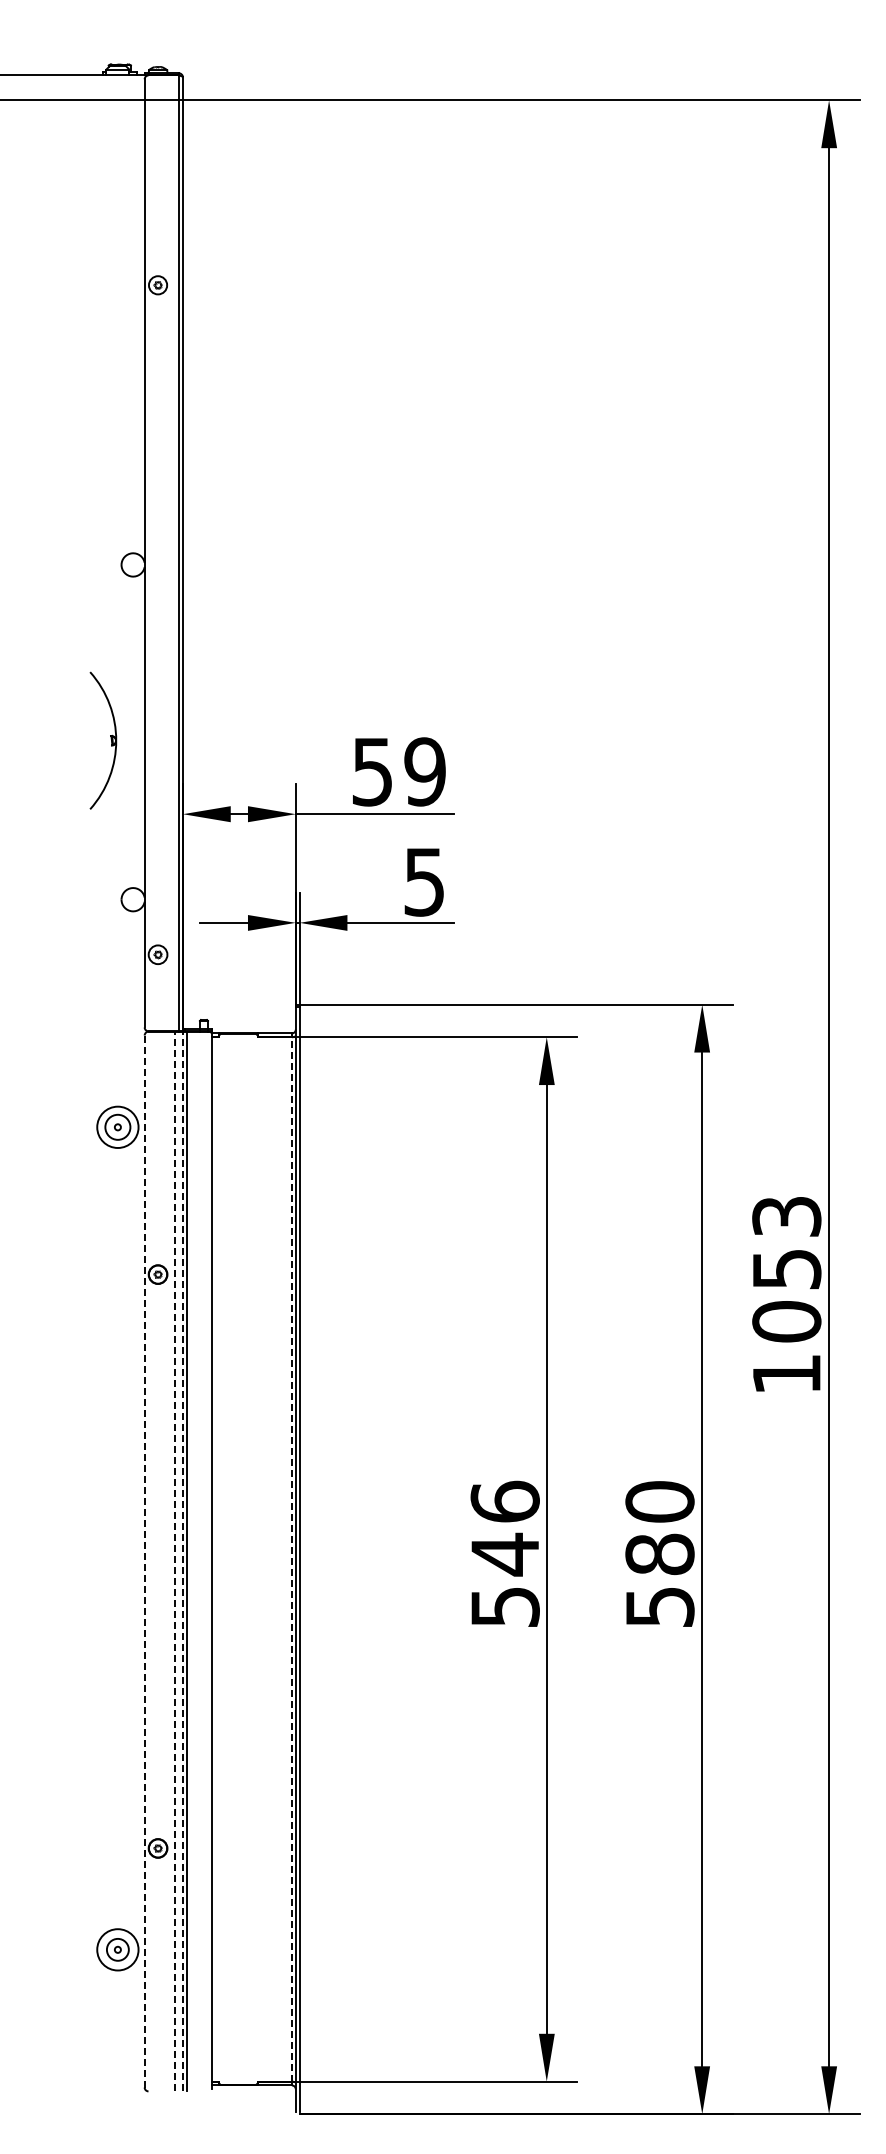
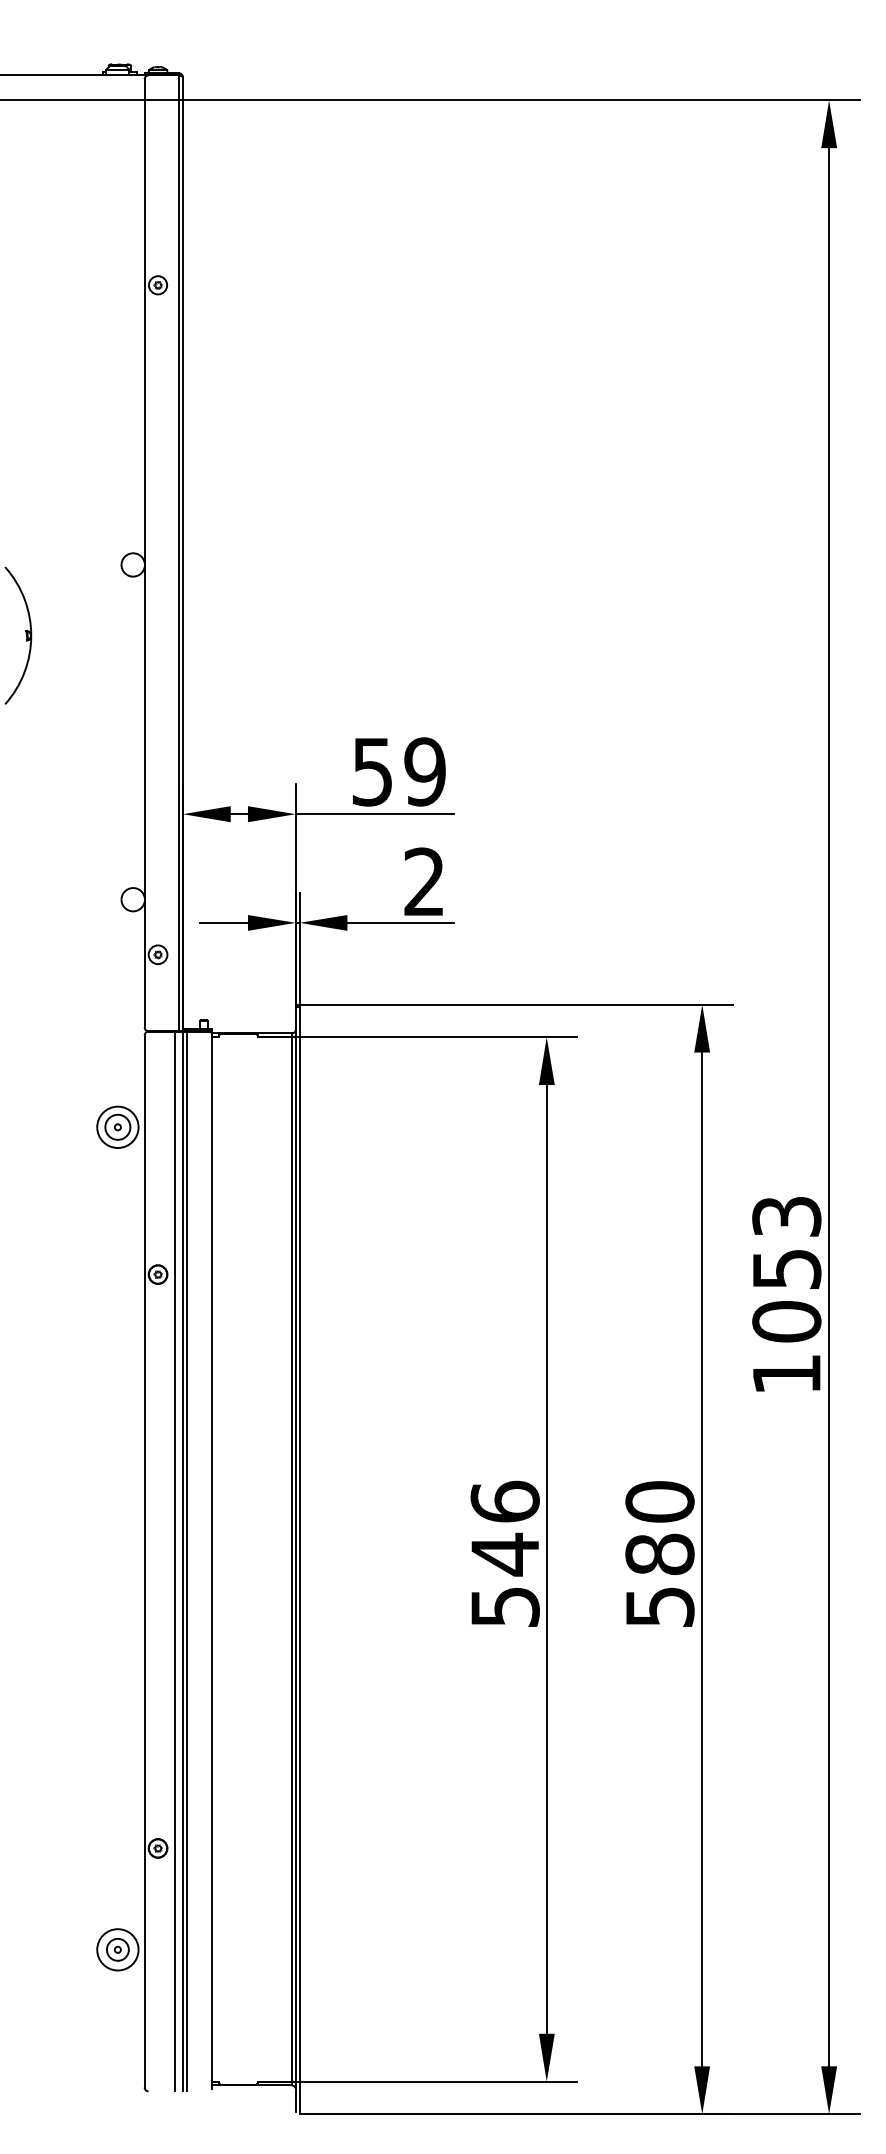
part position: (110, 739) -> (25, 634) (25, 634)
text: 5 -> 2 (423, 881)
line: dashed -> solid (291, 1558)
line: dashed -> solid (144, 1561)
line: dashed -> solid (175, 1561)
line: dashed -> solid (182, 1561)
